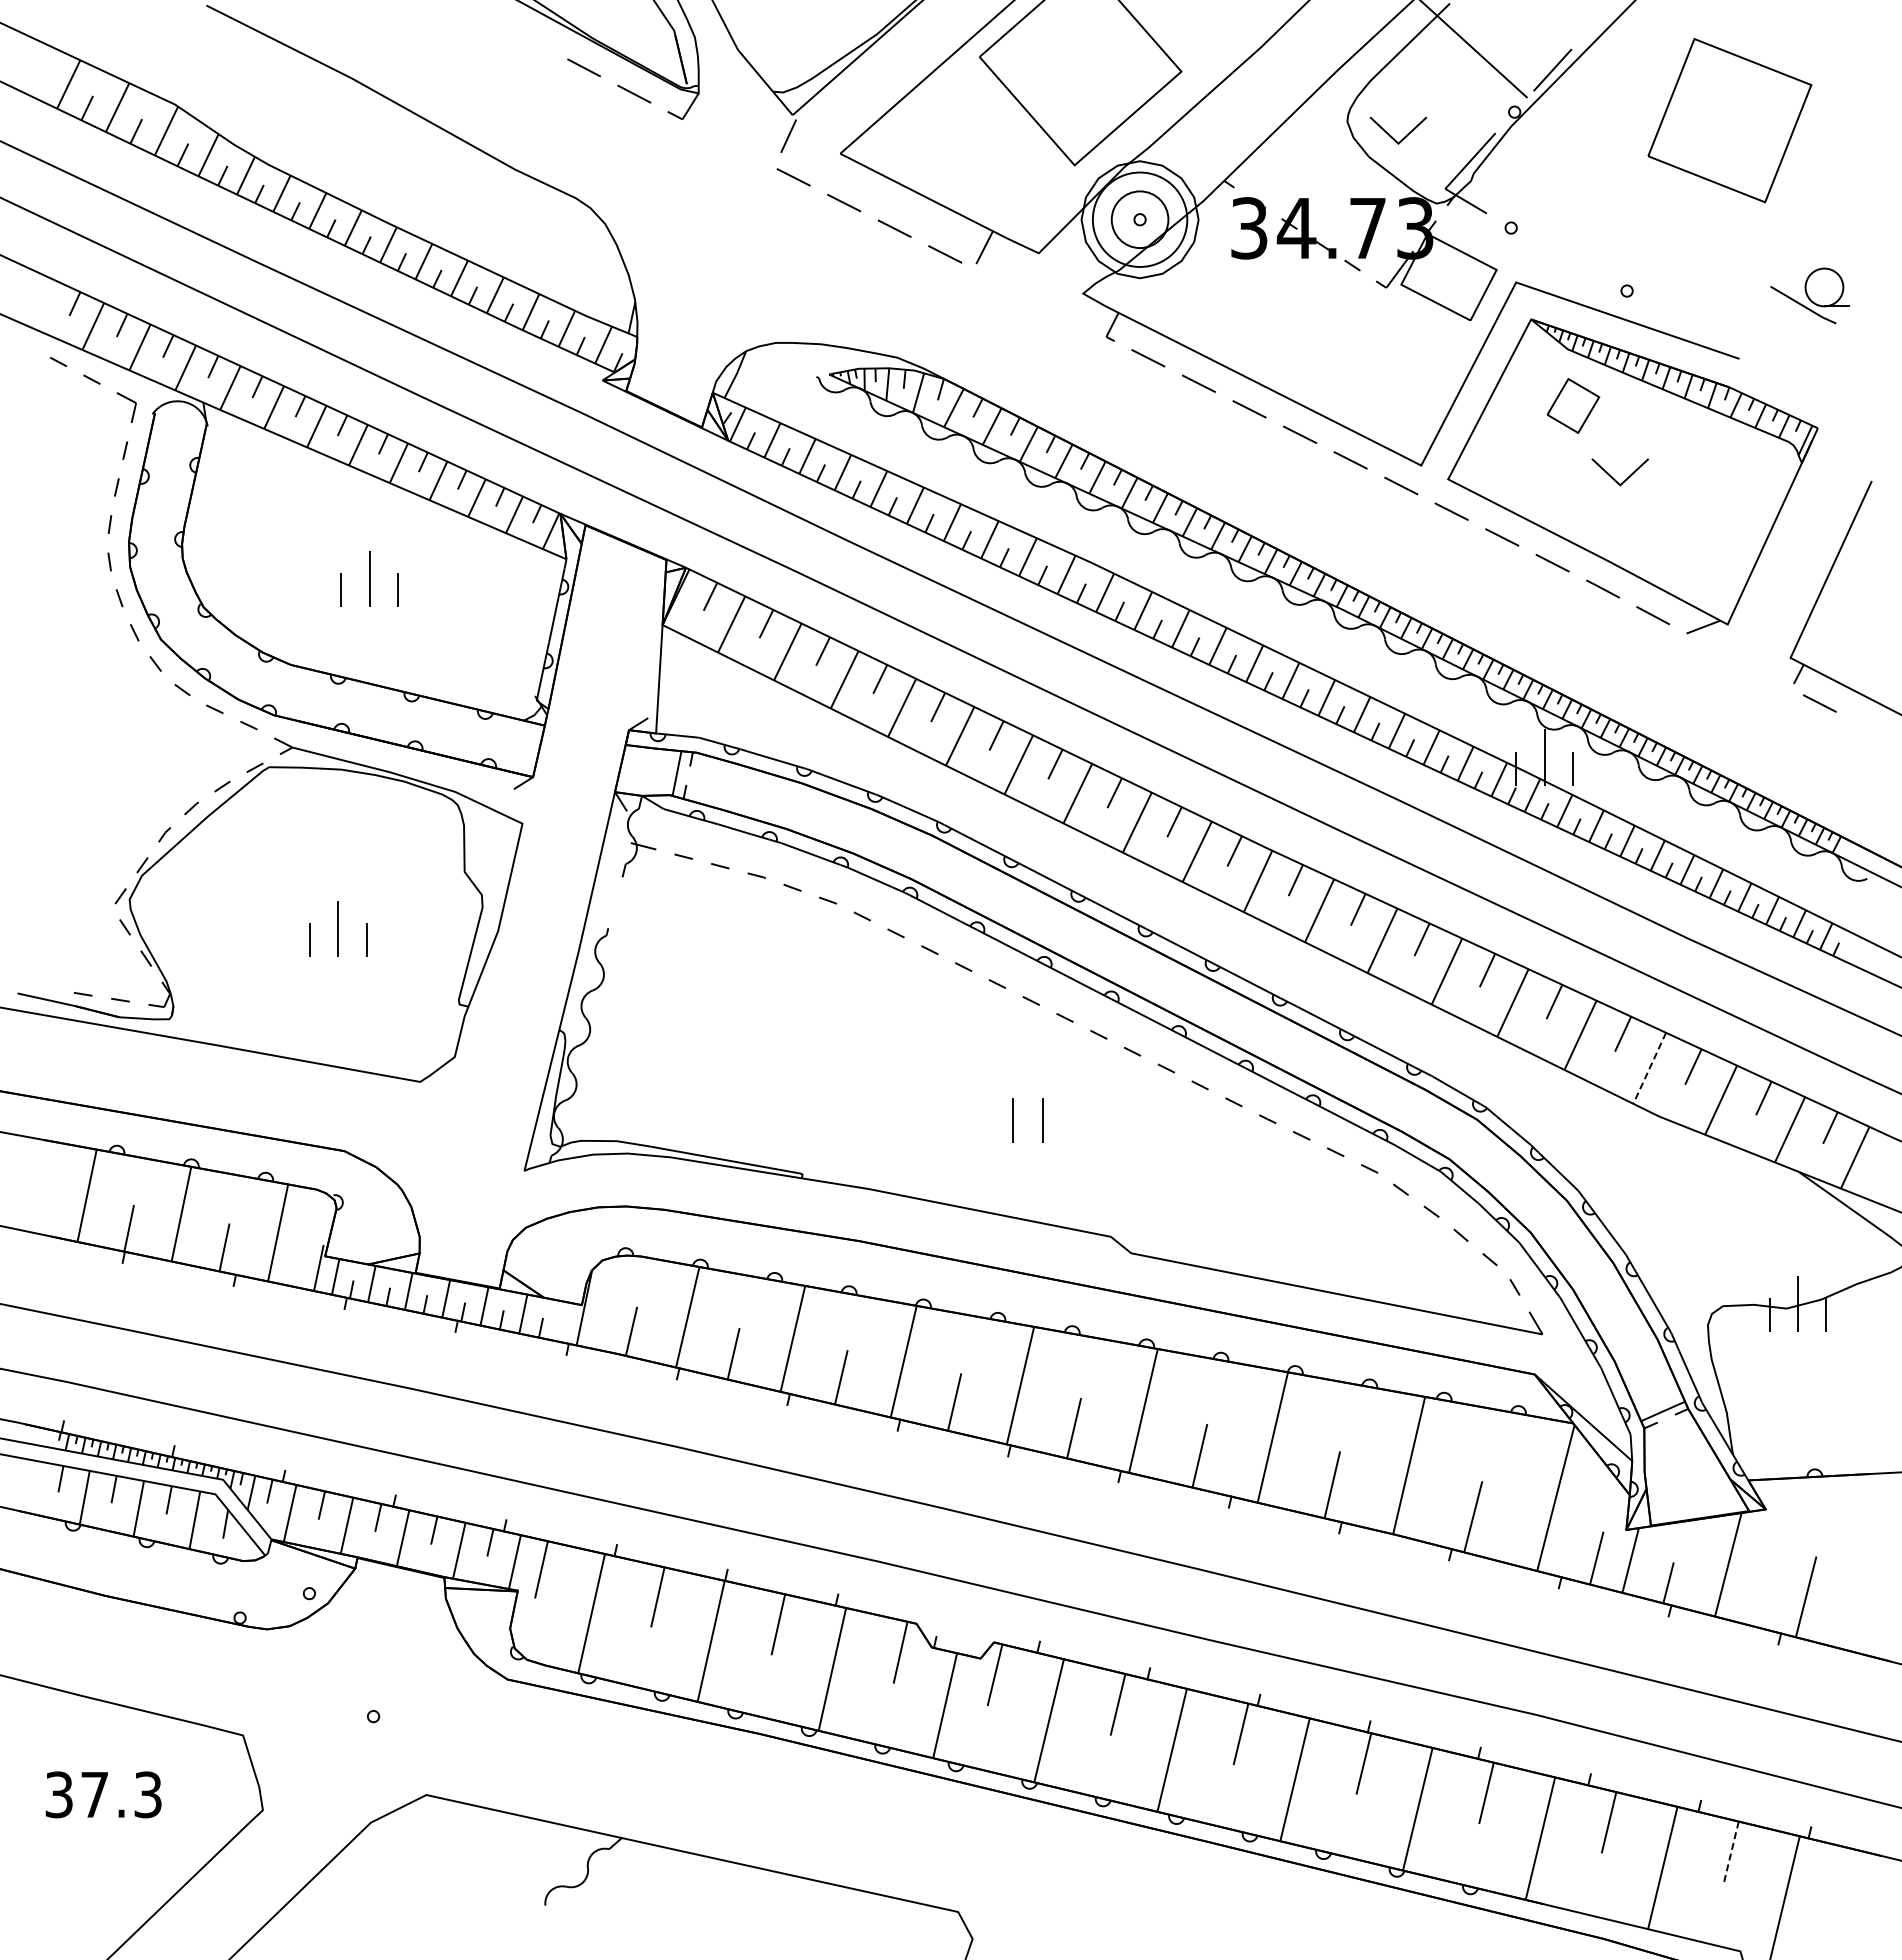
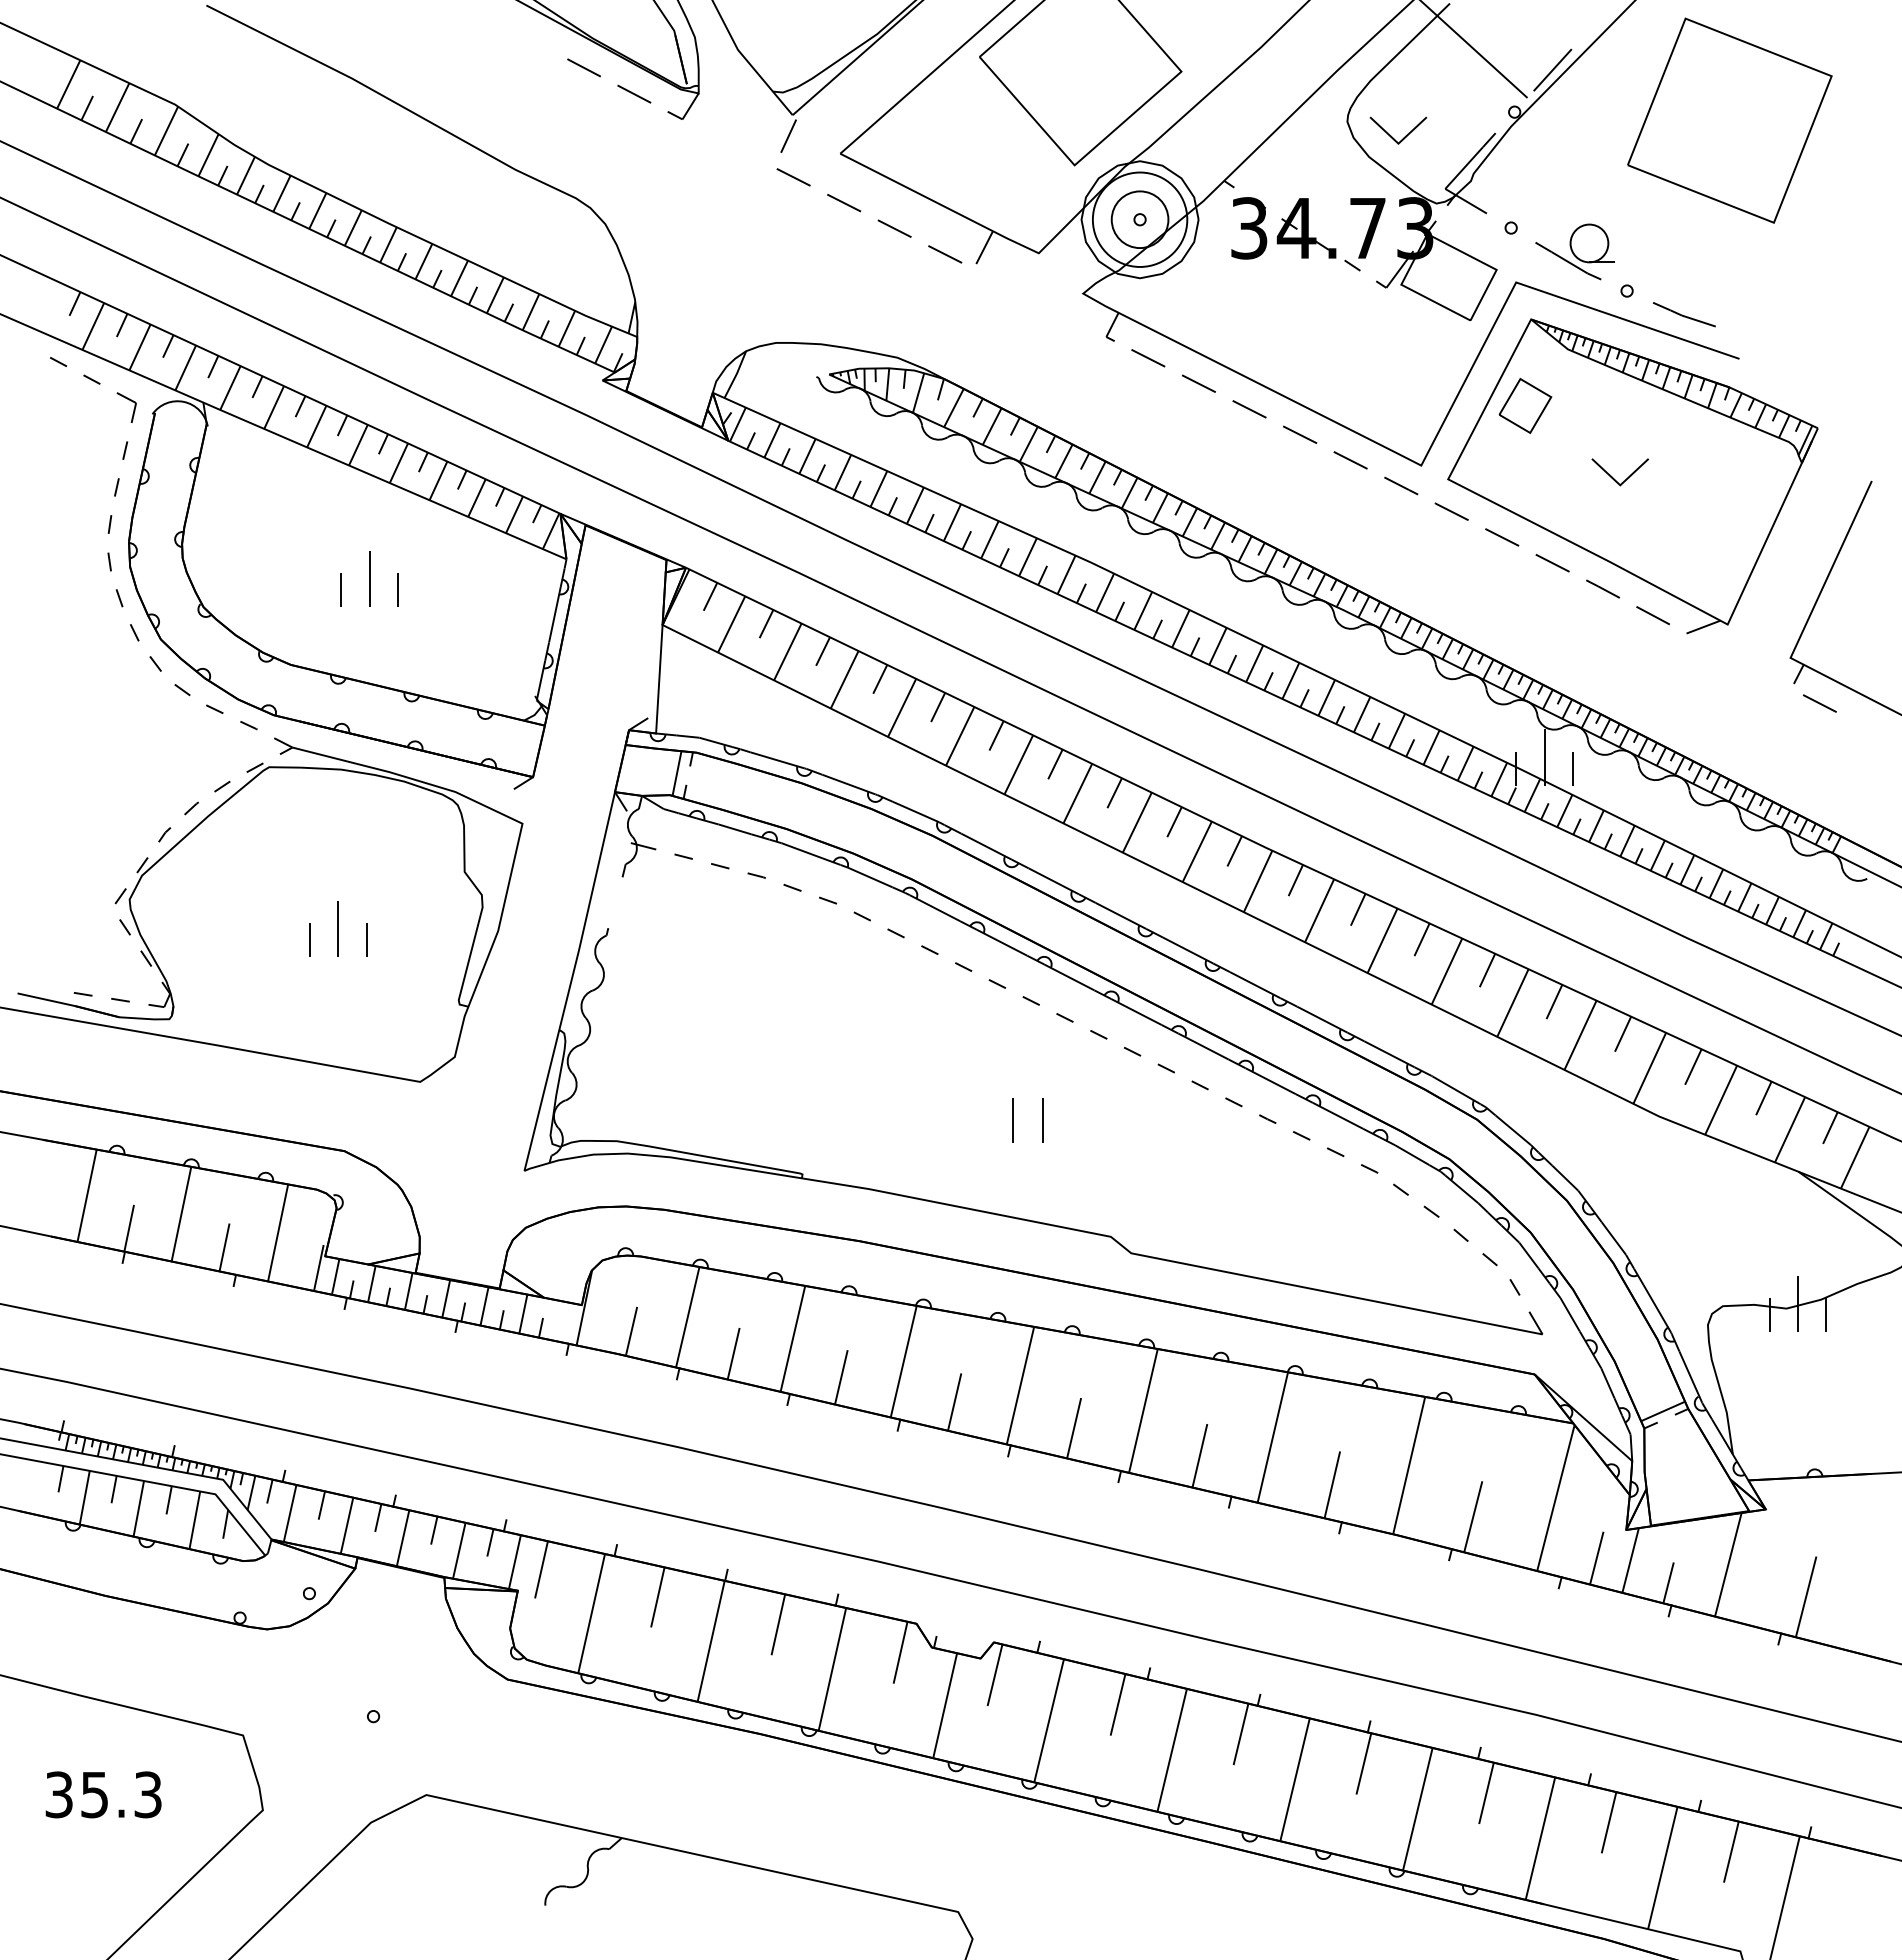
part size: 166x166 px -> 206x207 px (1729, 120)
part position: (1809, 295) -> (1574, 251) (1574, 251)
part: none -> present (1684, 314)
part position: (1573, 405) -> (1525, 405) (1525, 405)
line: dashed -> solid (1649, 1068)
text: 37.3 -> 35.3 (94, 1795)
line: dashed -> solid (1731, 1852)
